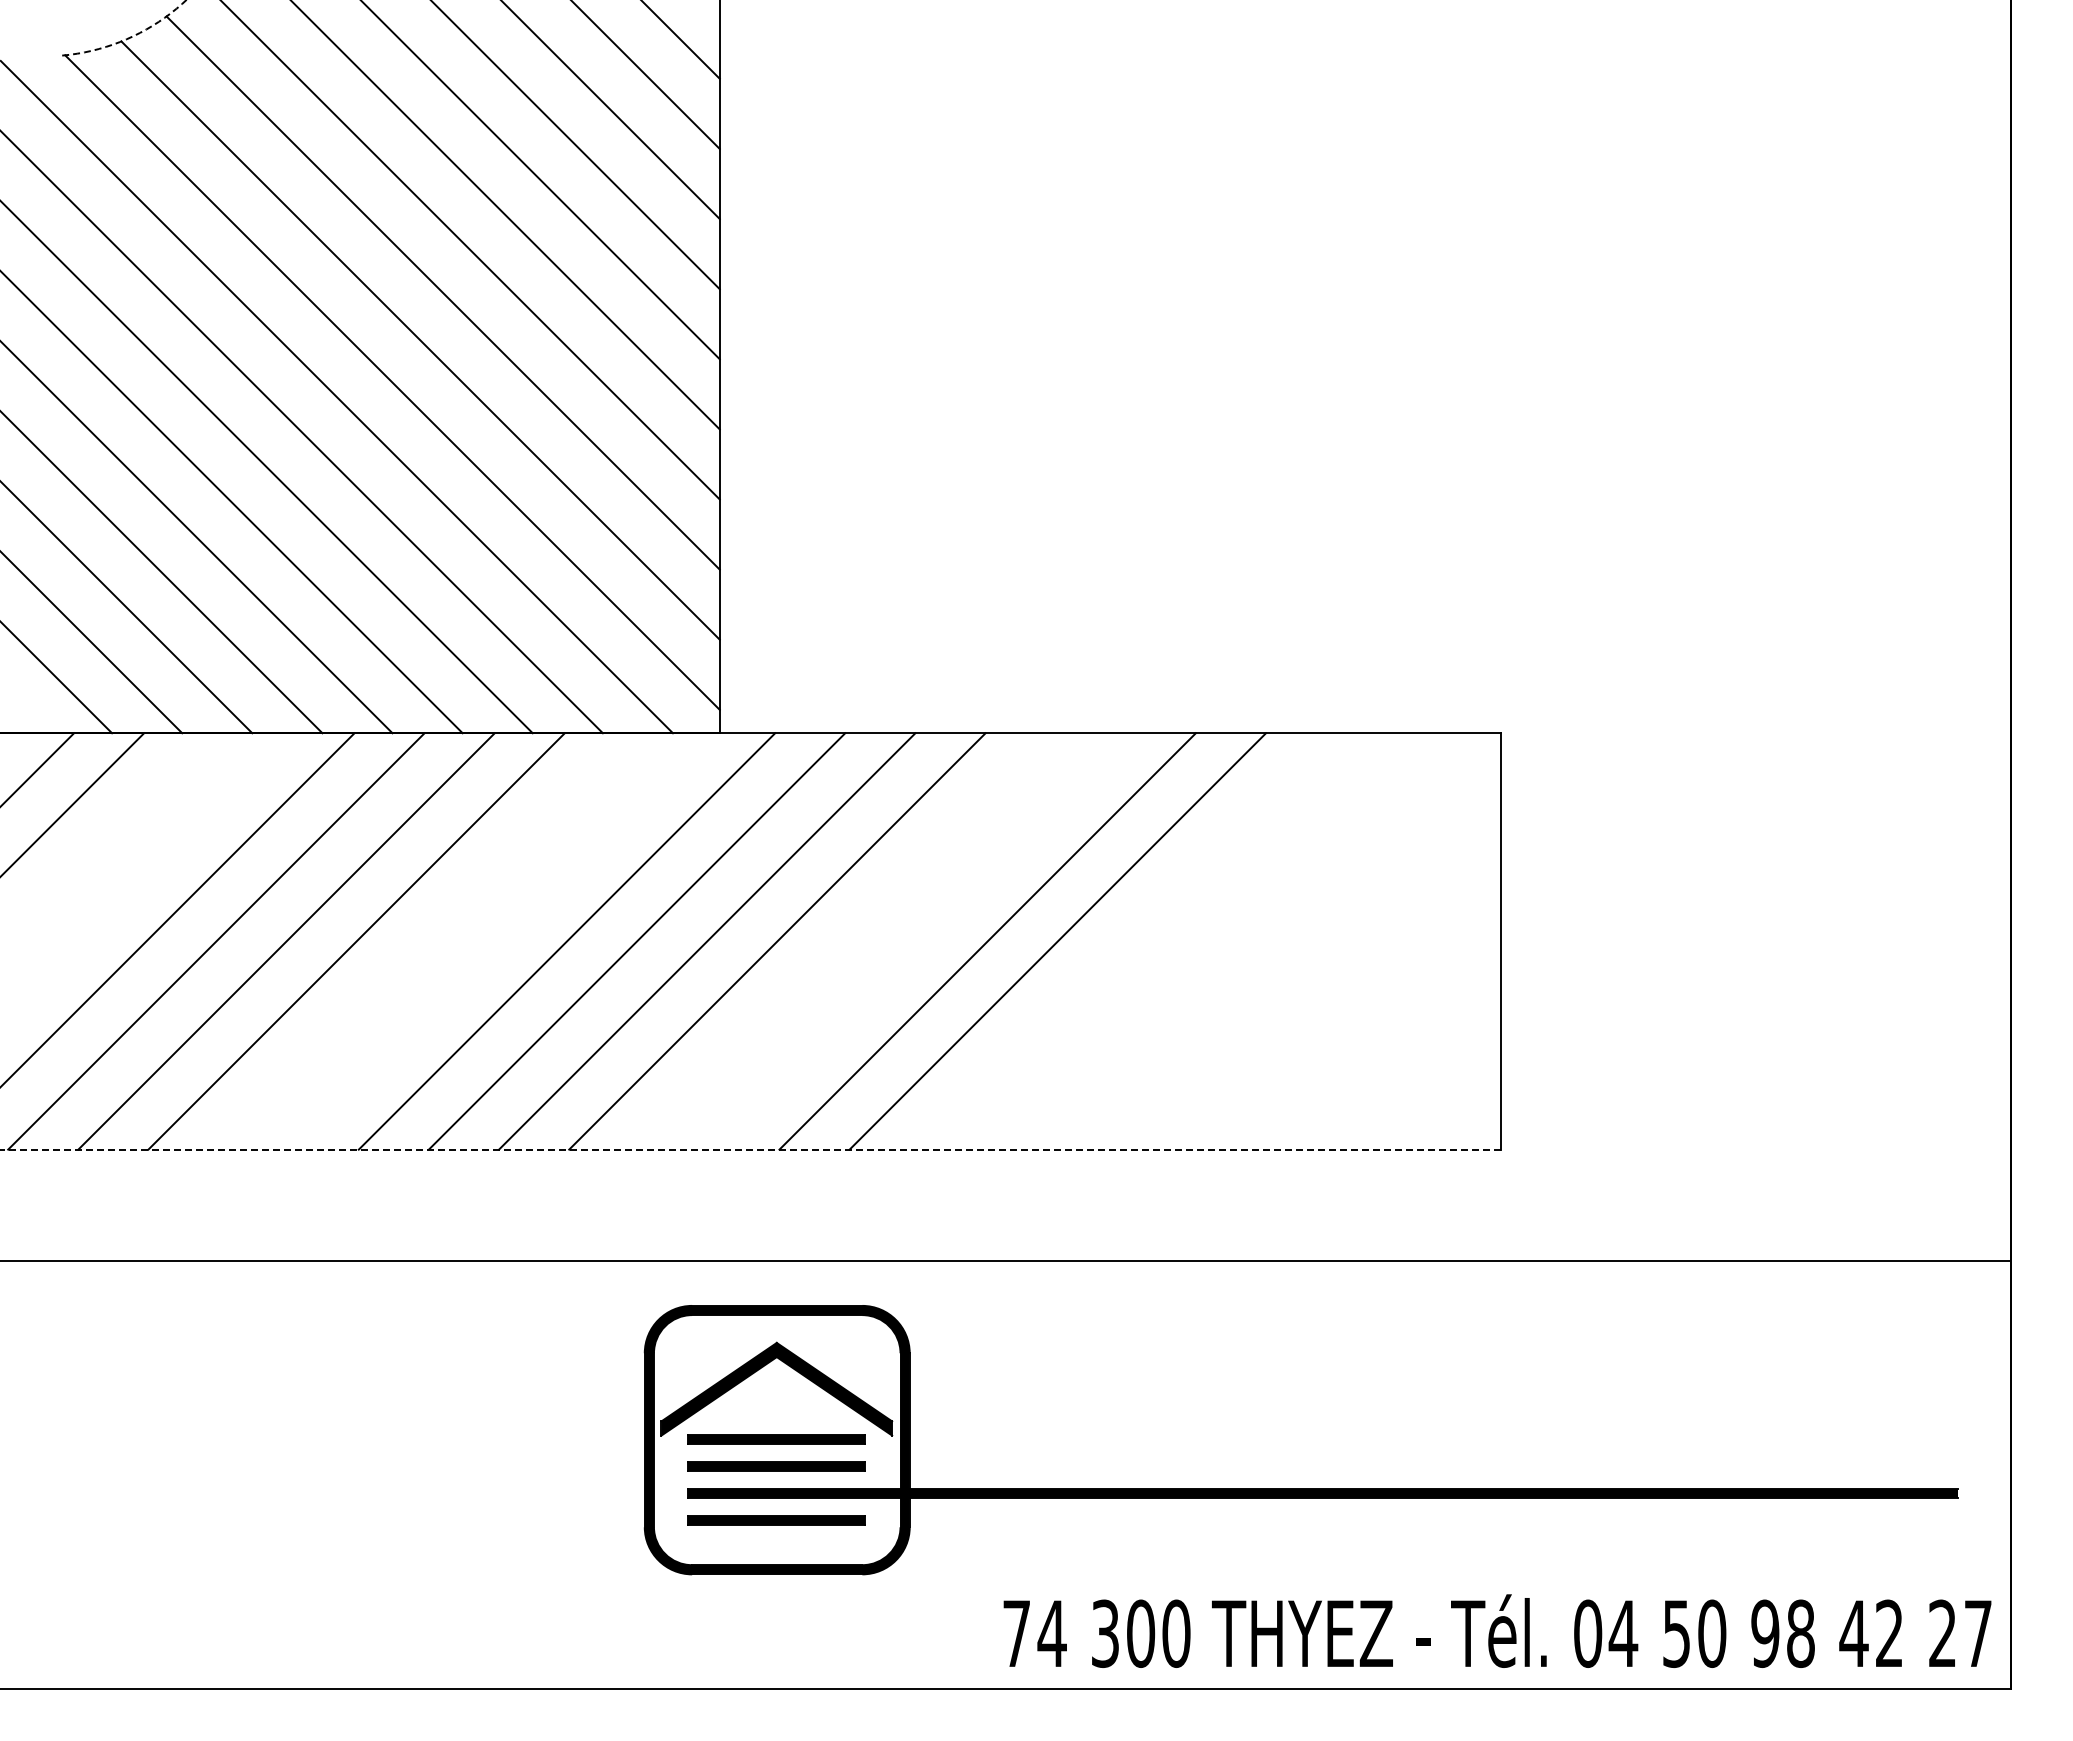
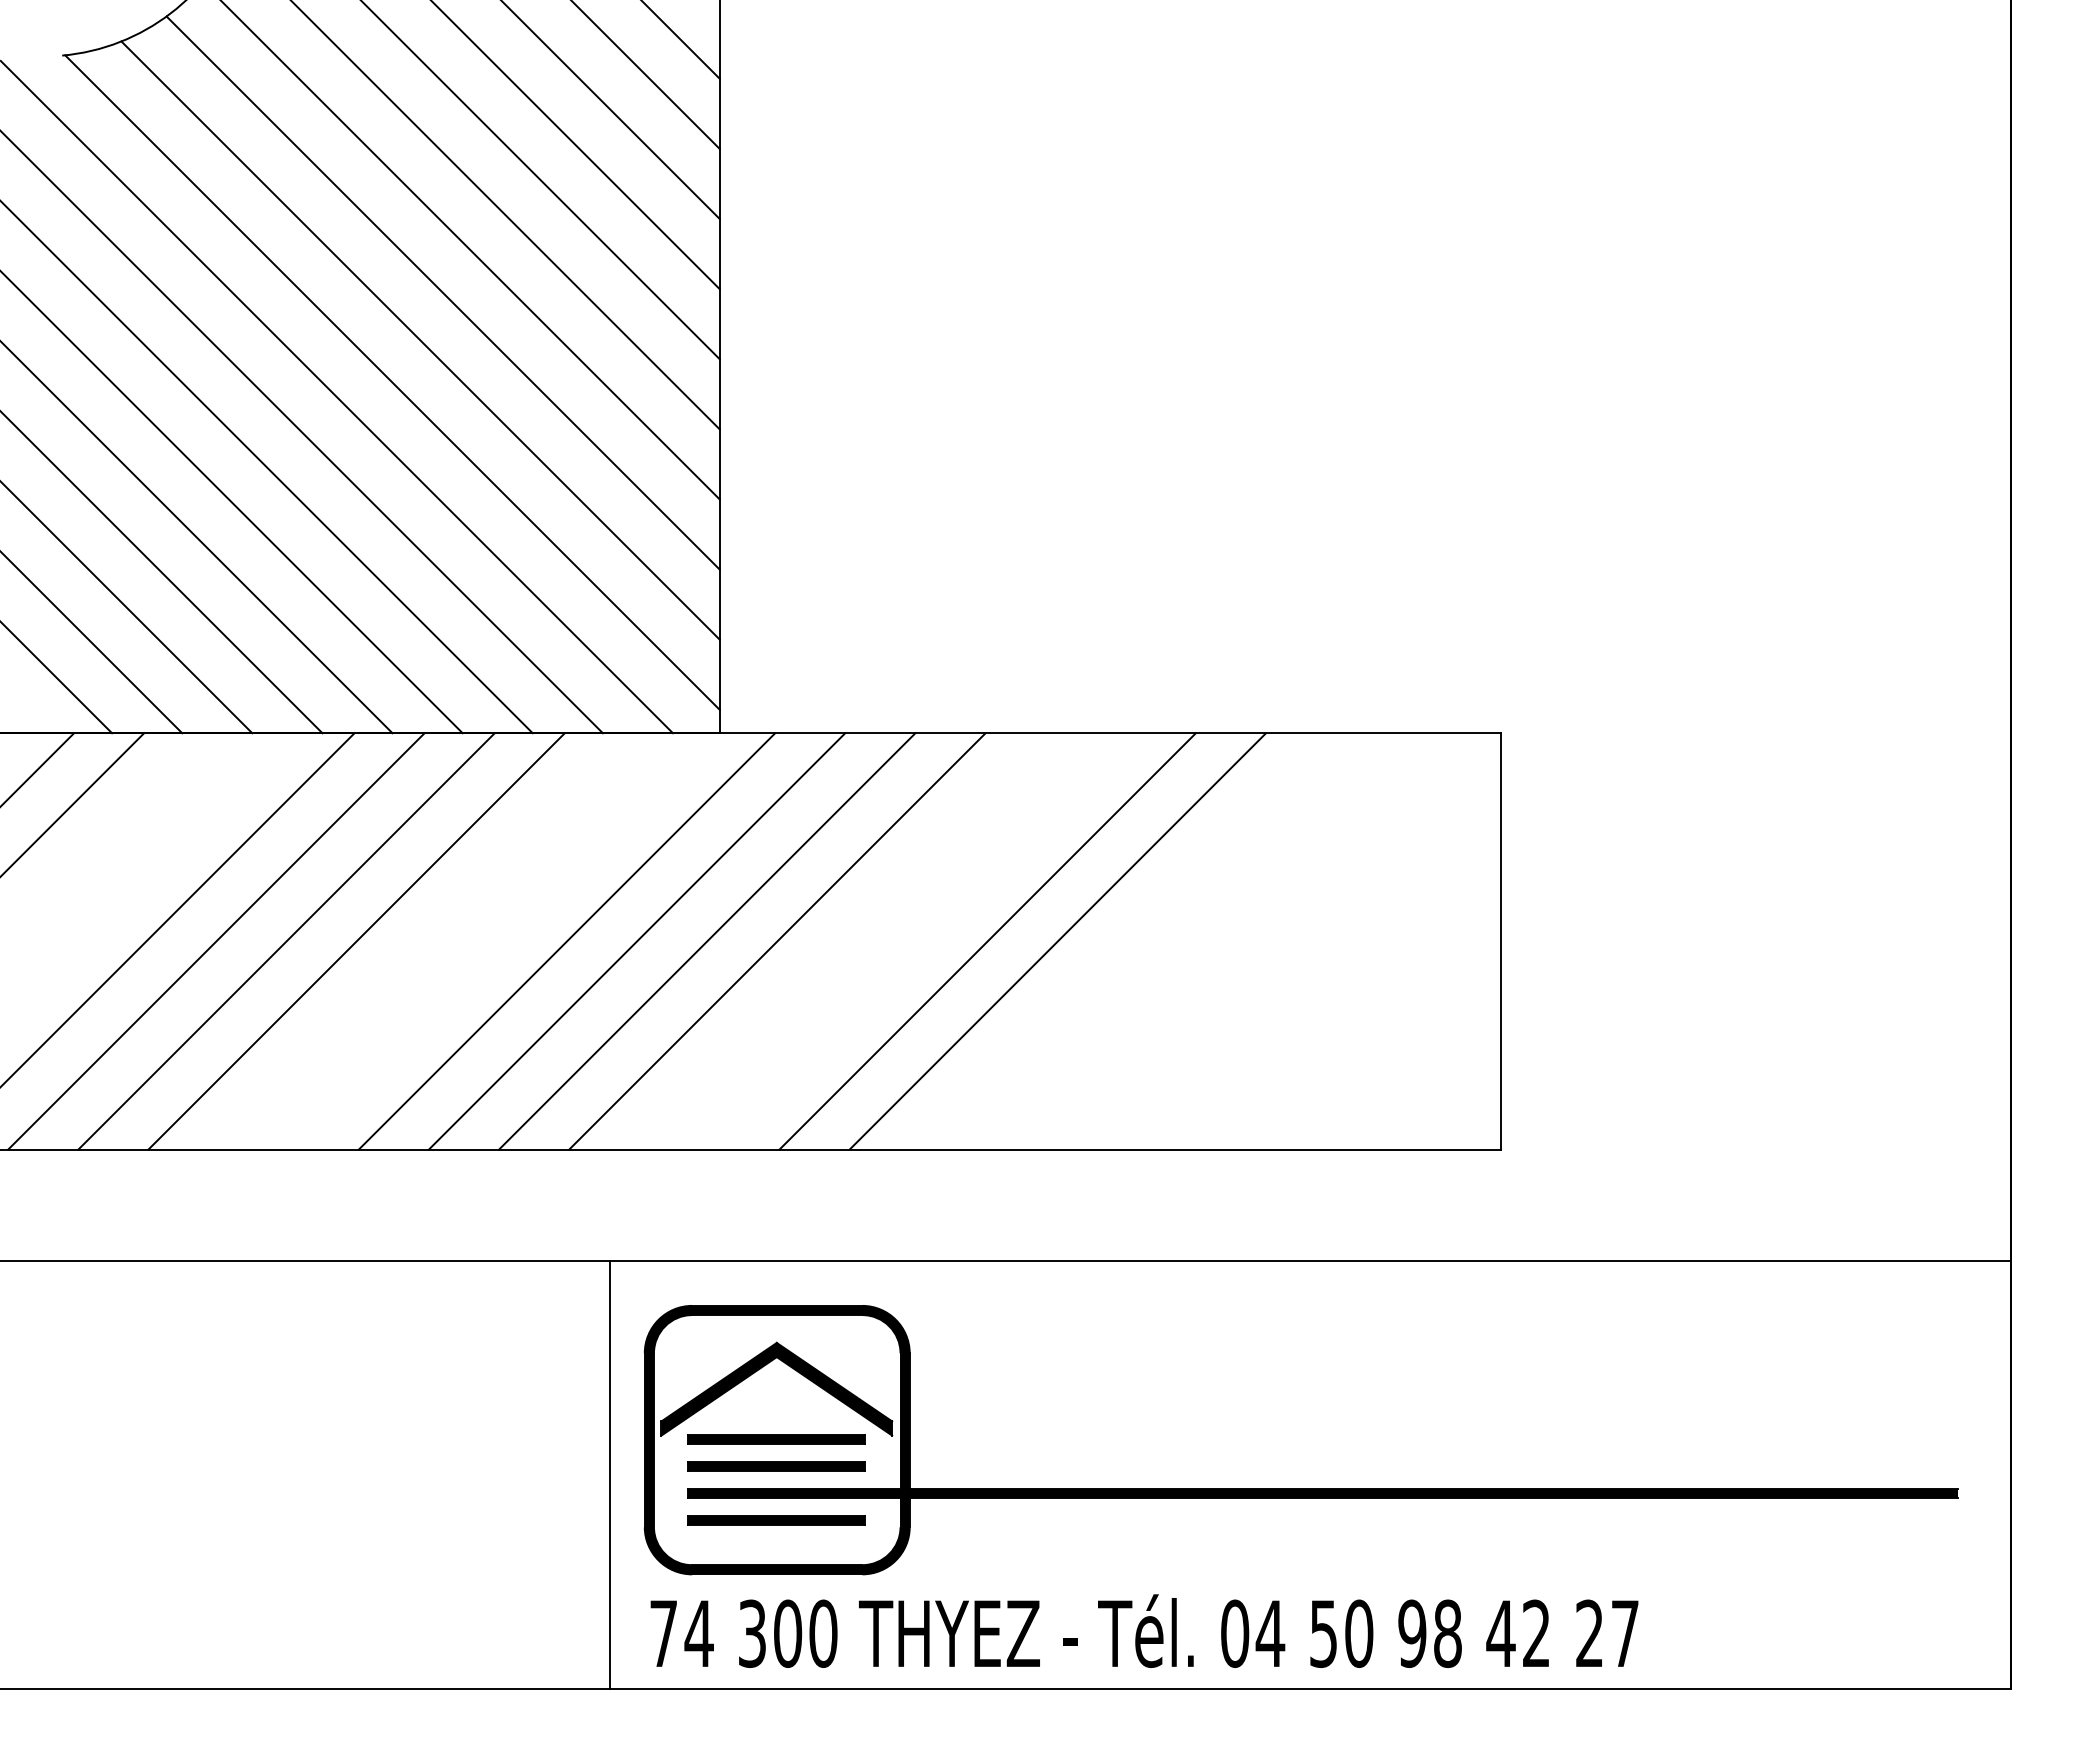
arc: dashed -> solid (129, 37)
line: dashed -> solid (750, 1149)
line: none -> present (609, 1474)
text position: (1497, 1630) -> (1144, 1630) (1144, 1630)
